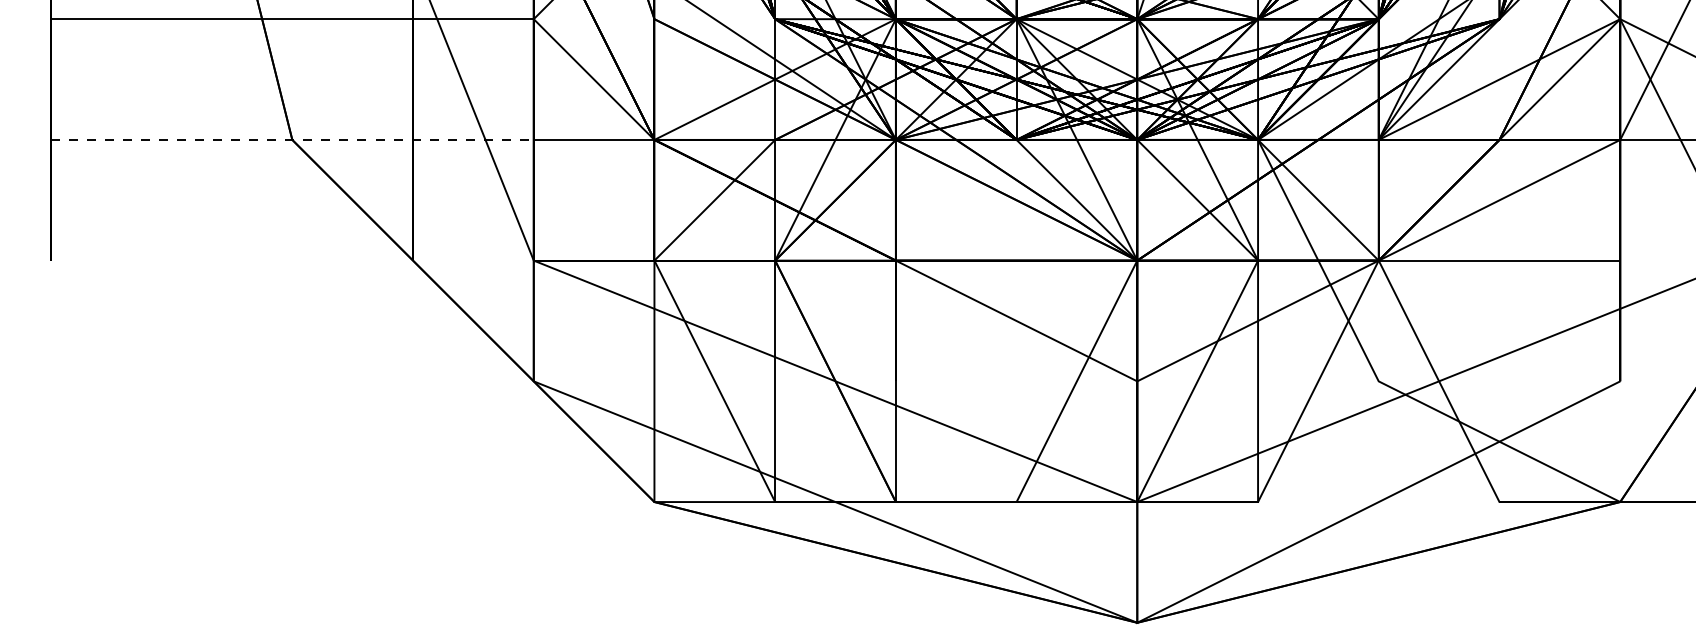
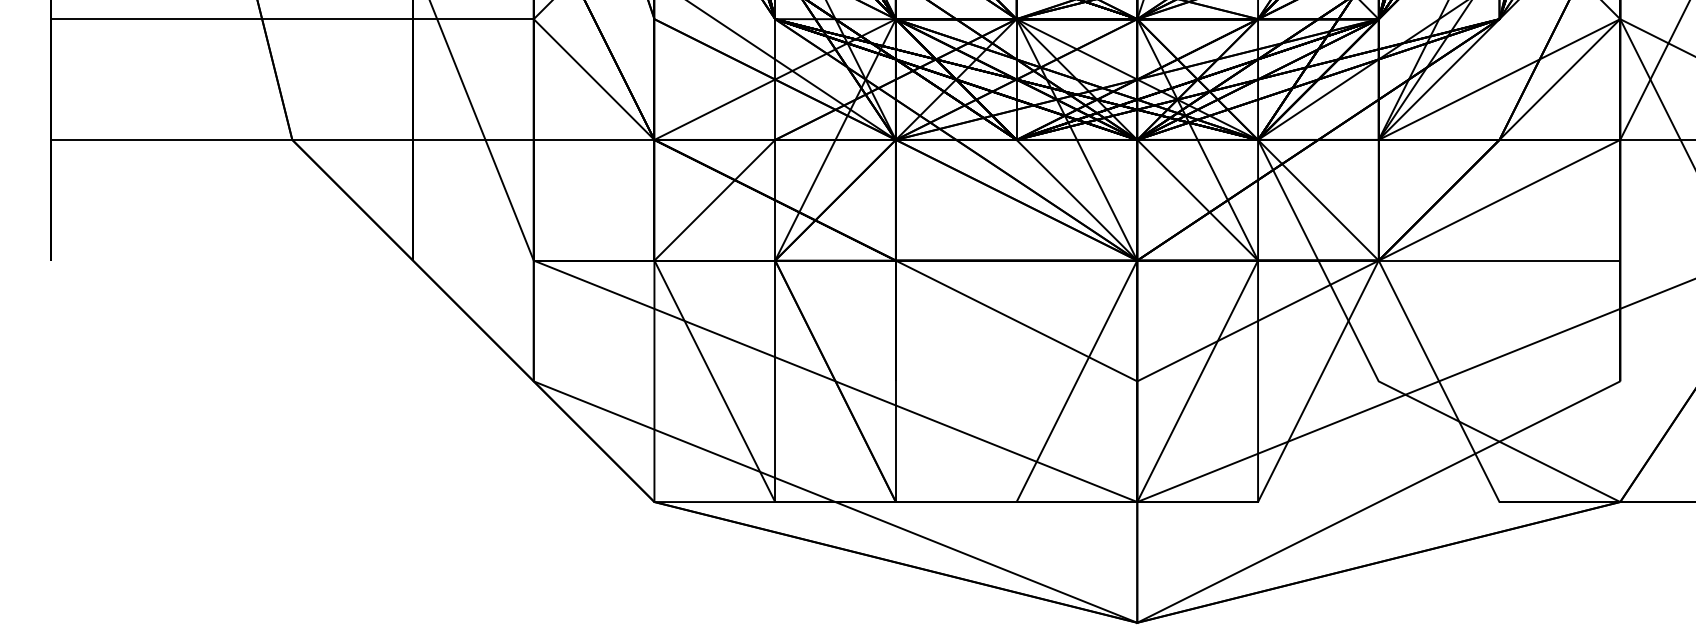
line: dashed -> solid (293, 139)
